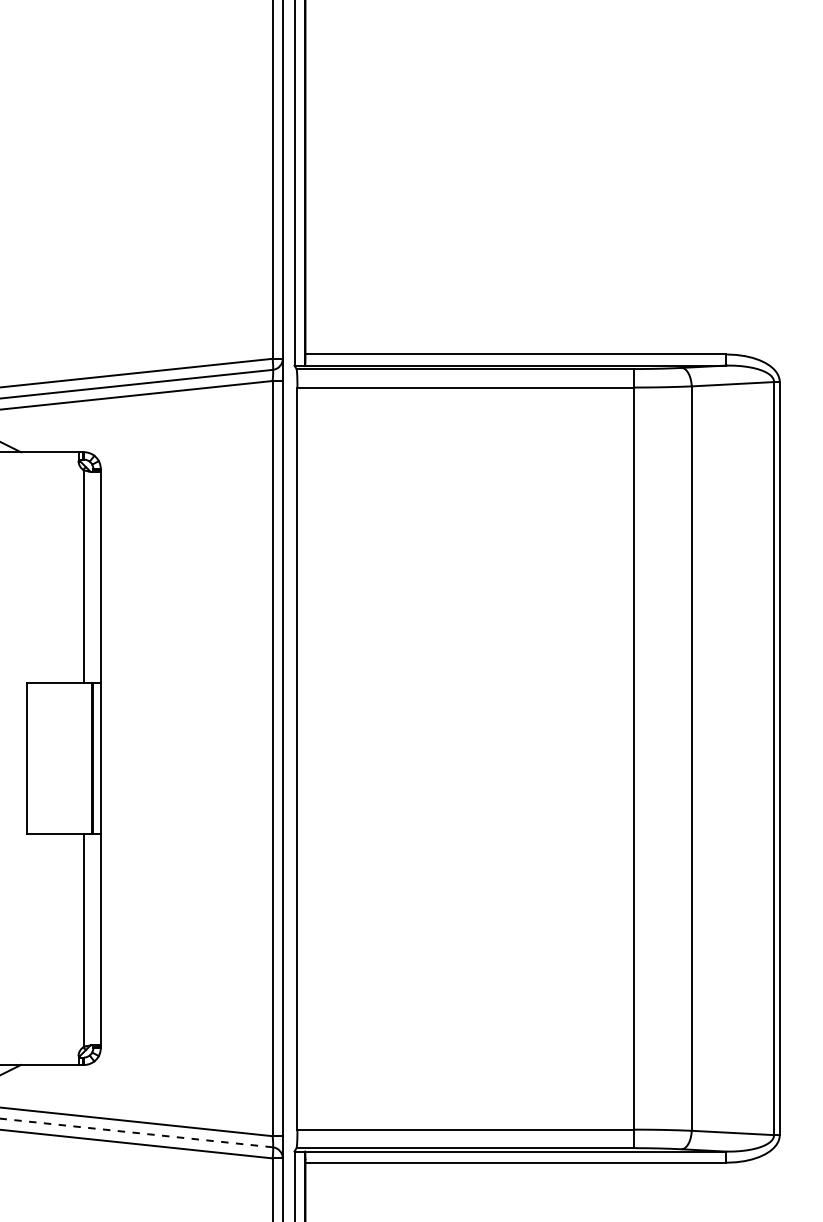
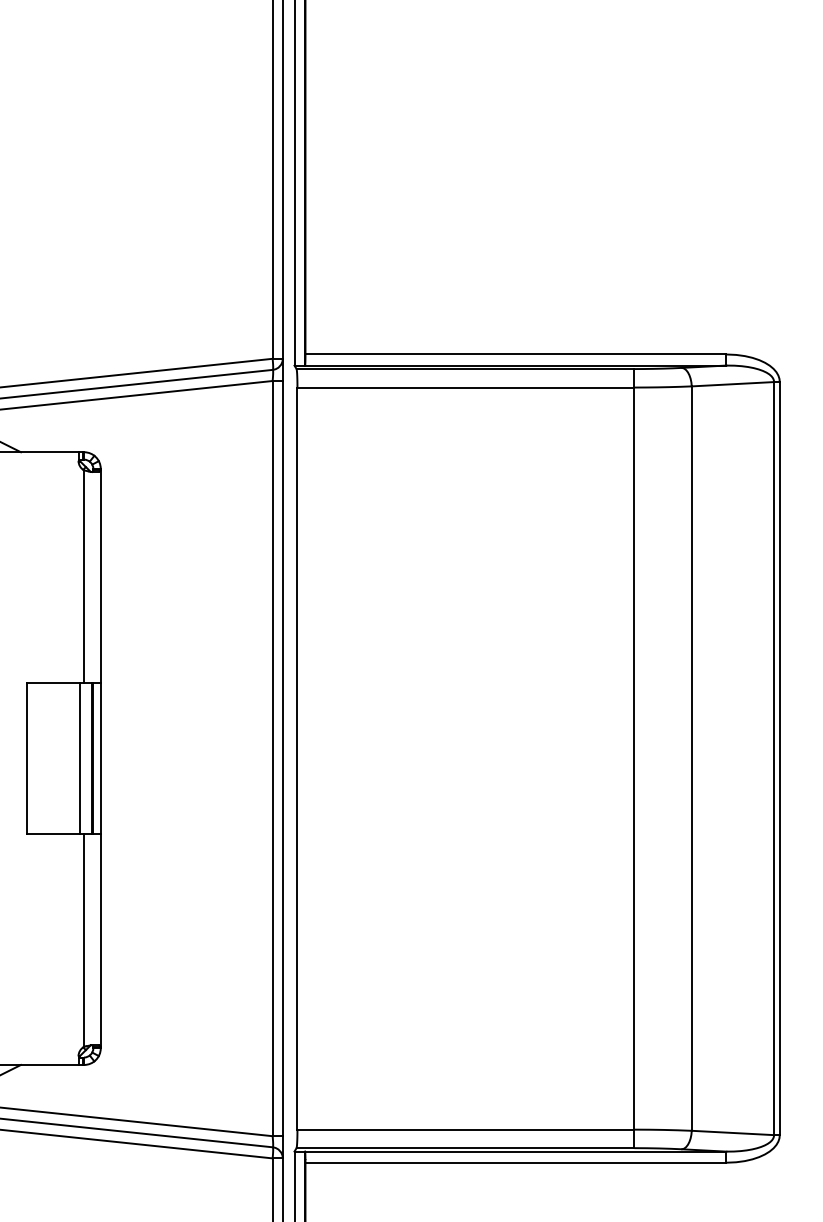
line: none -> present (80, 758)
line: dashed -> solid (136, 1133)
